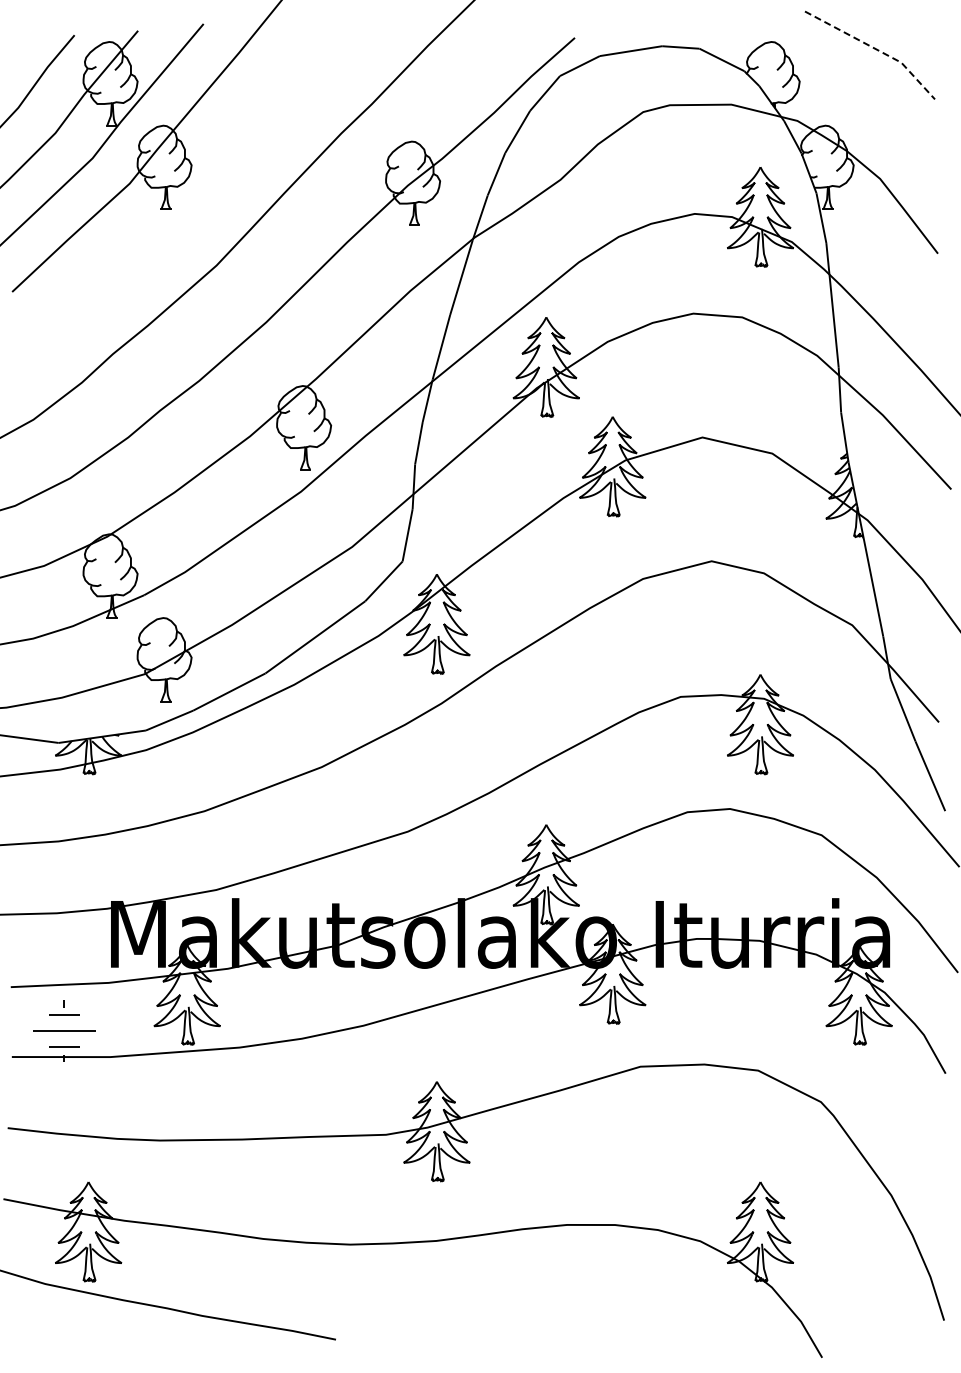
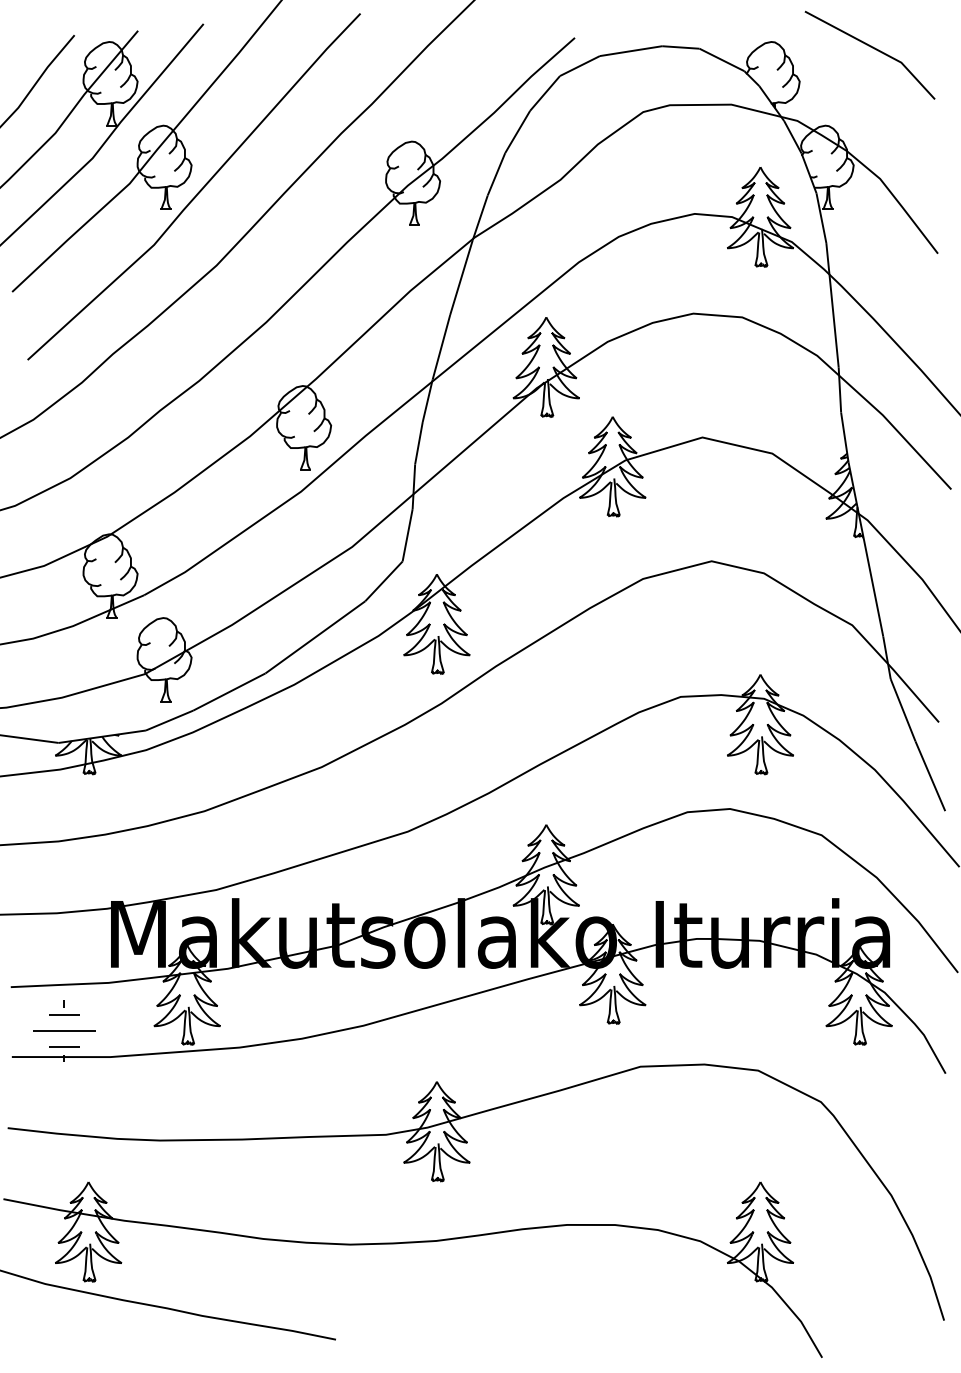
line: dashed -> solid (875, 49)
curve: none -> present (198, 191)
